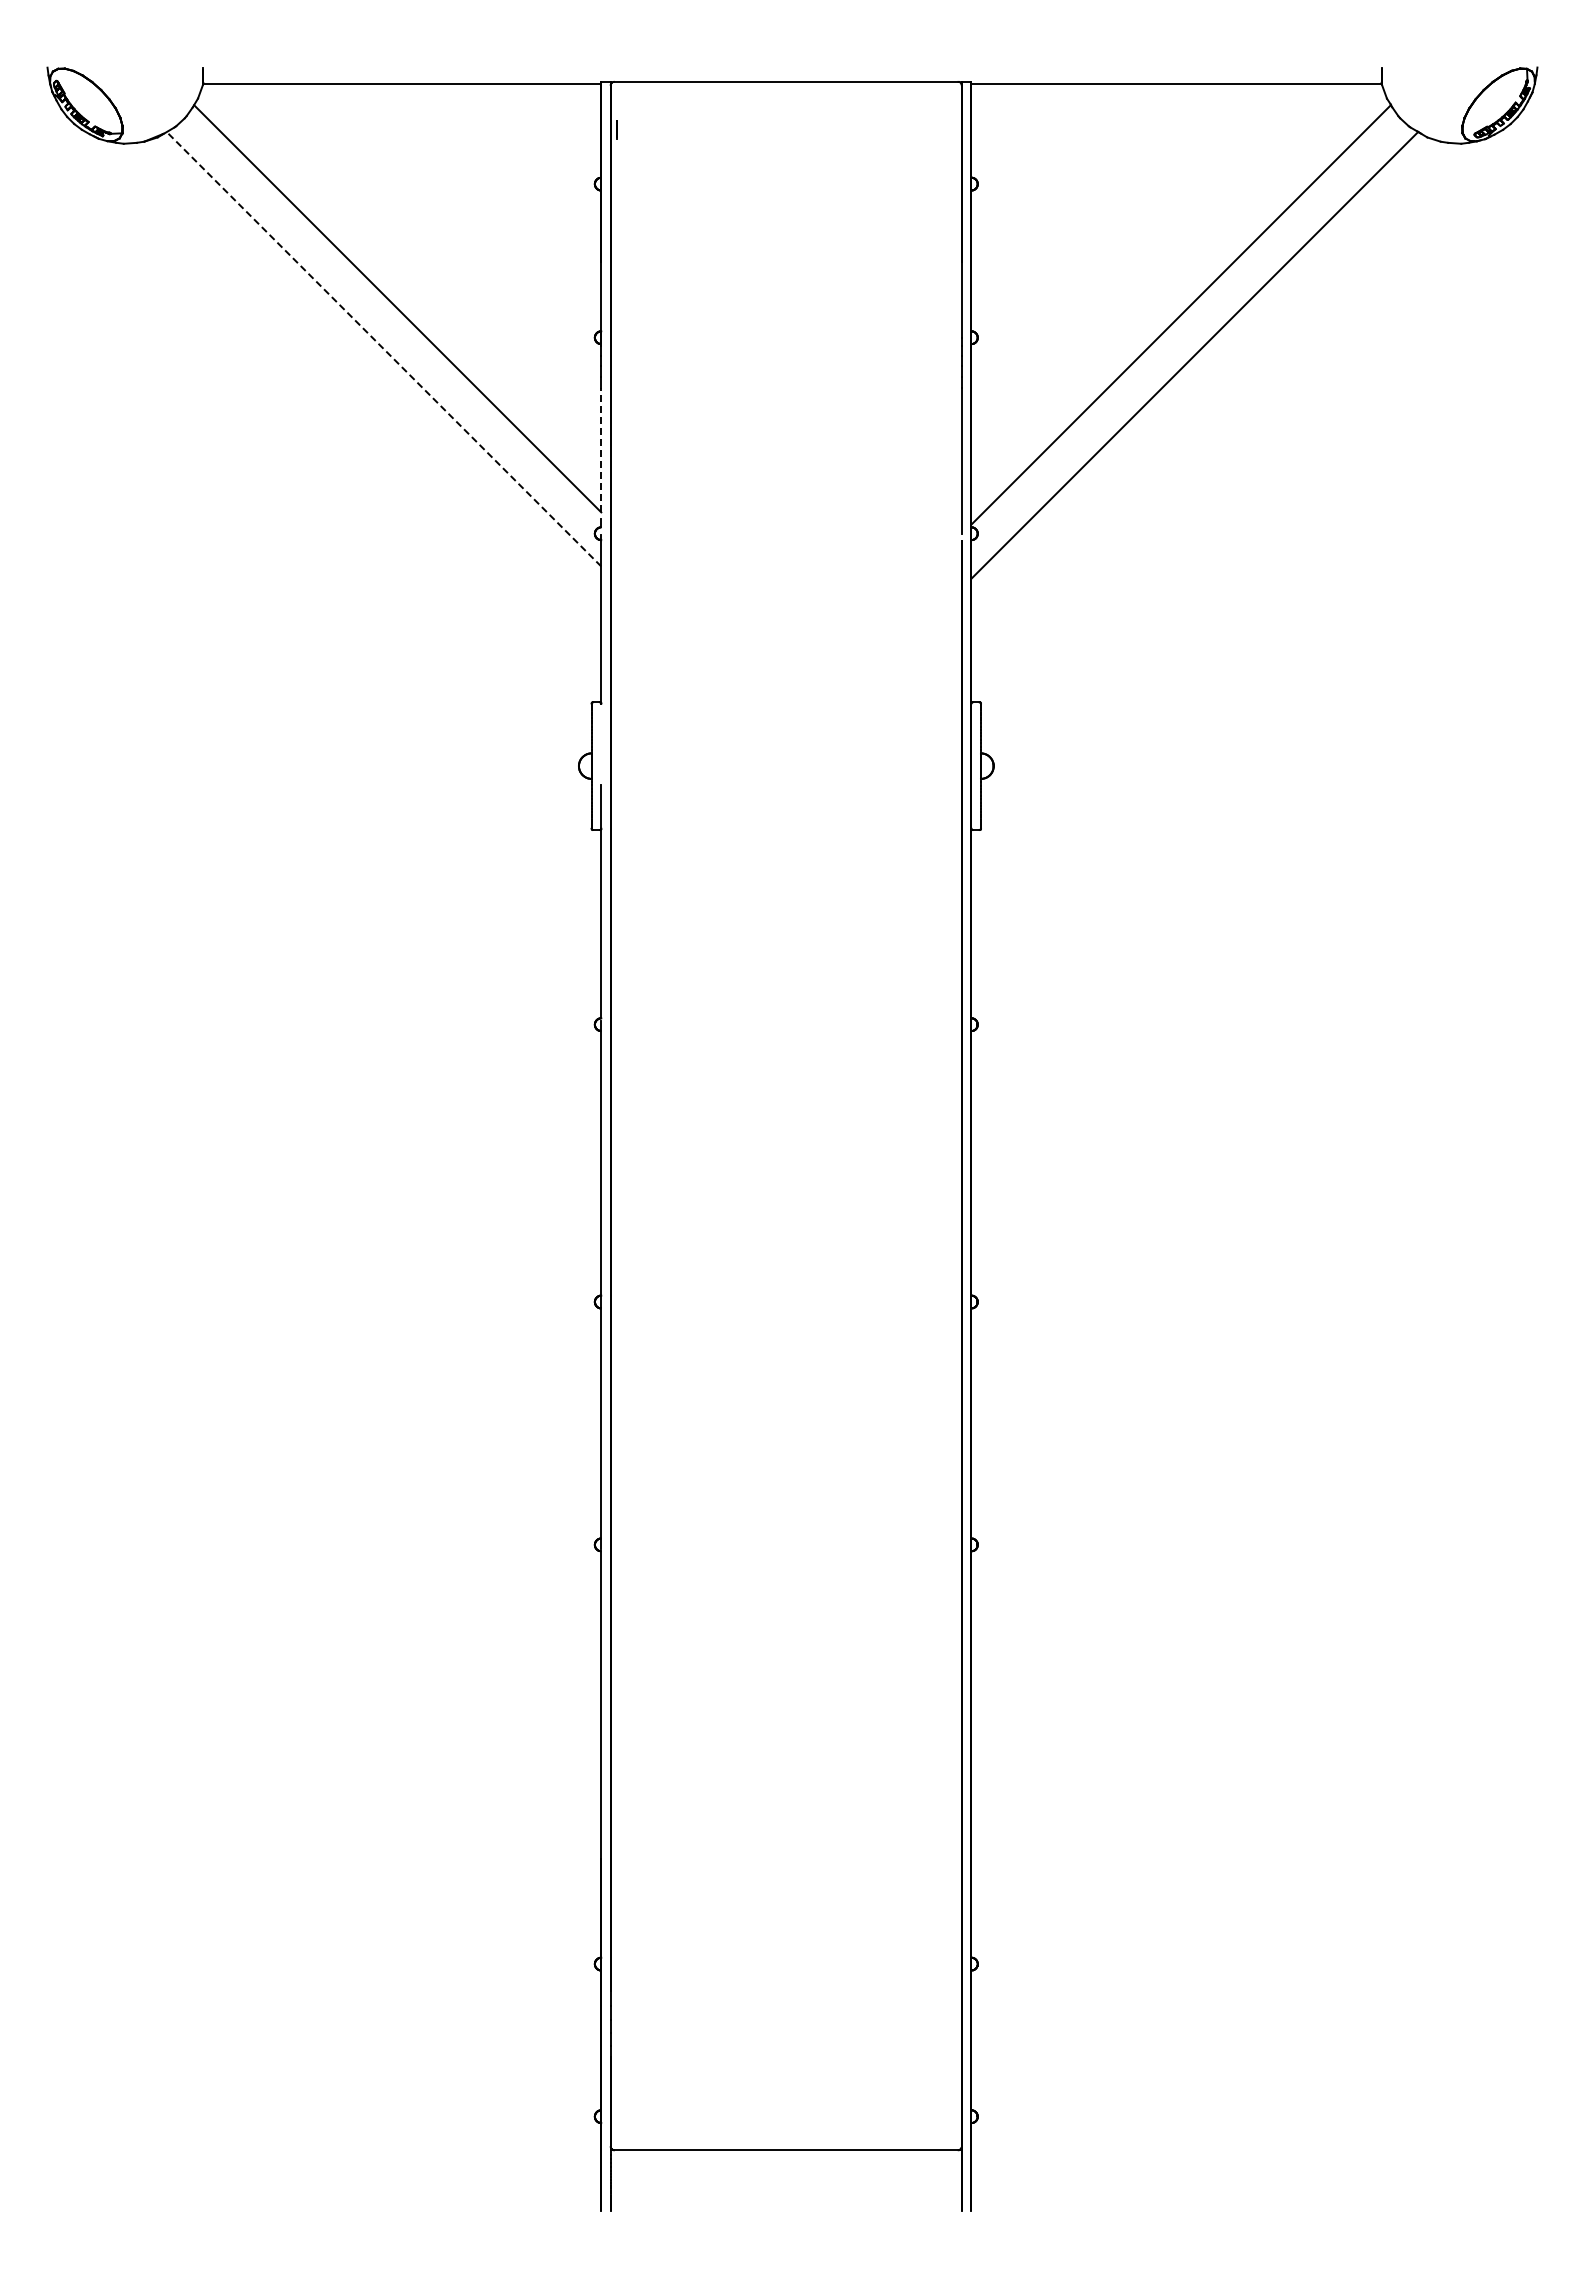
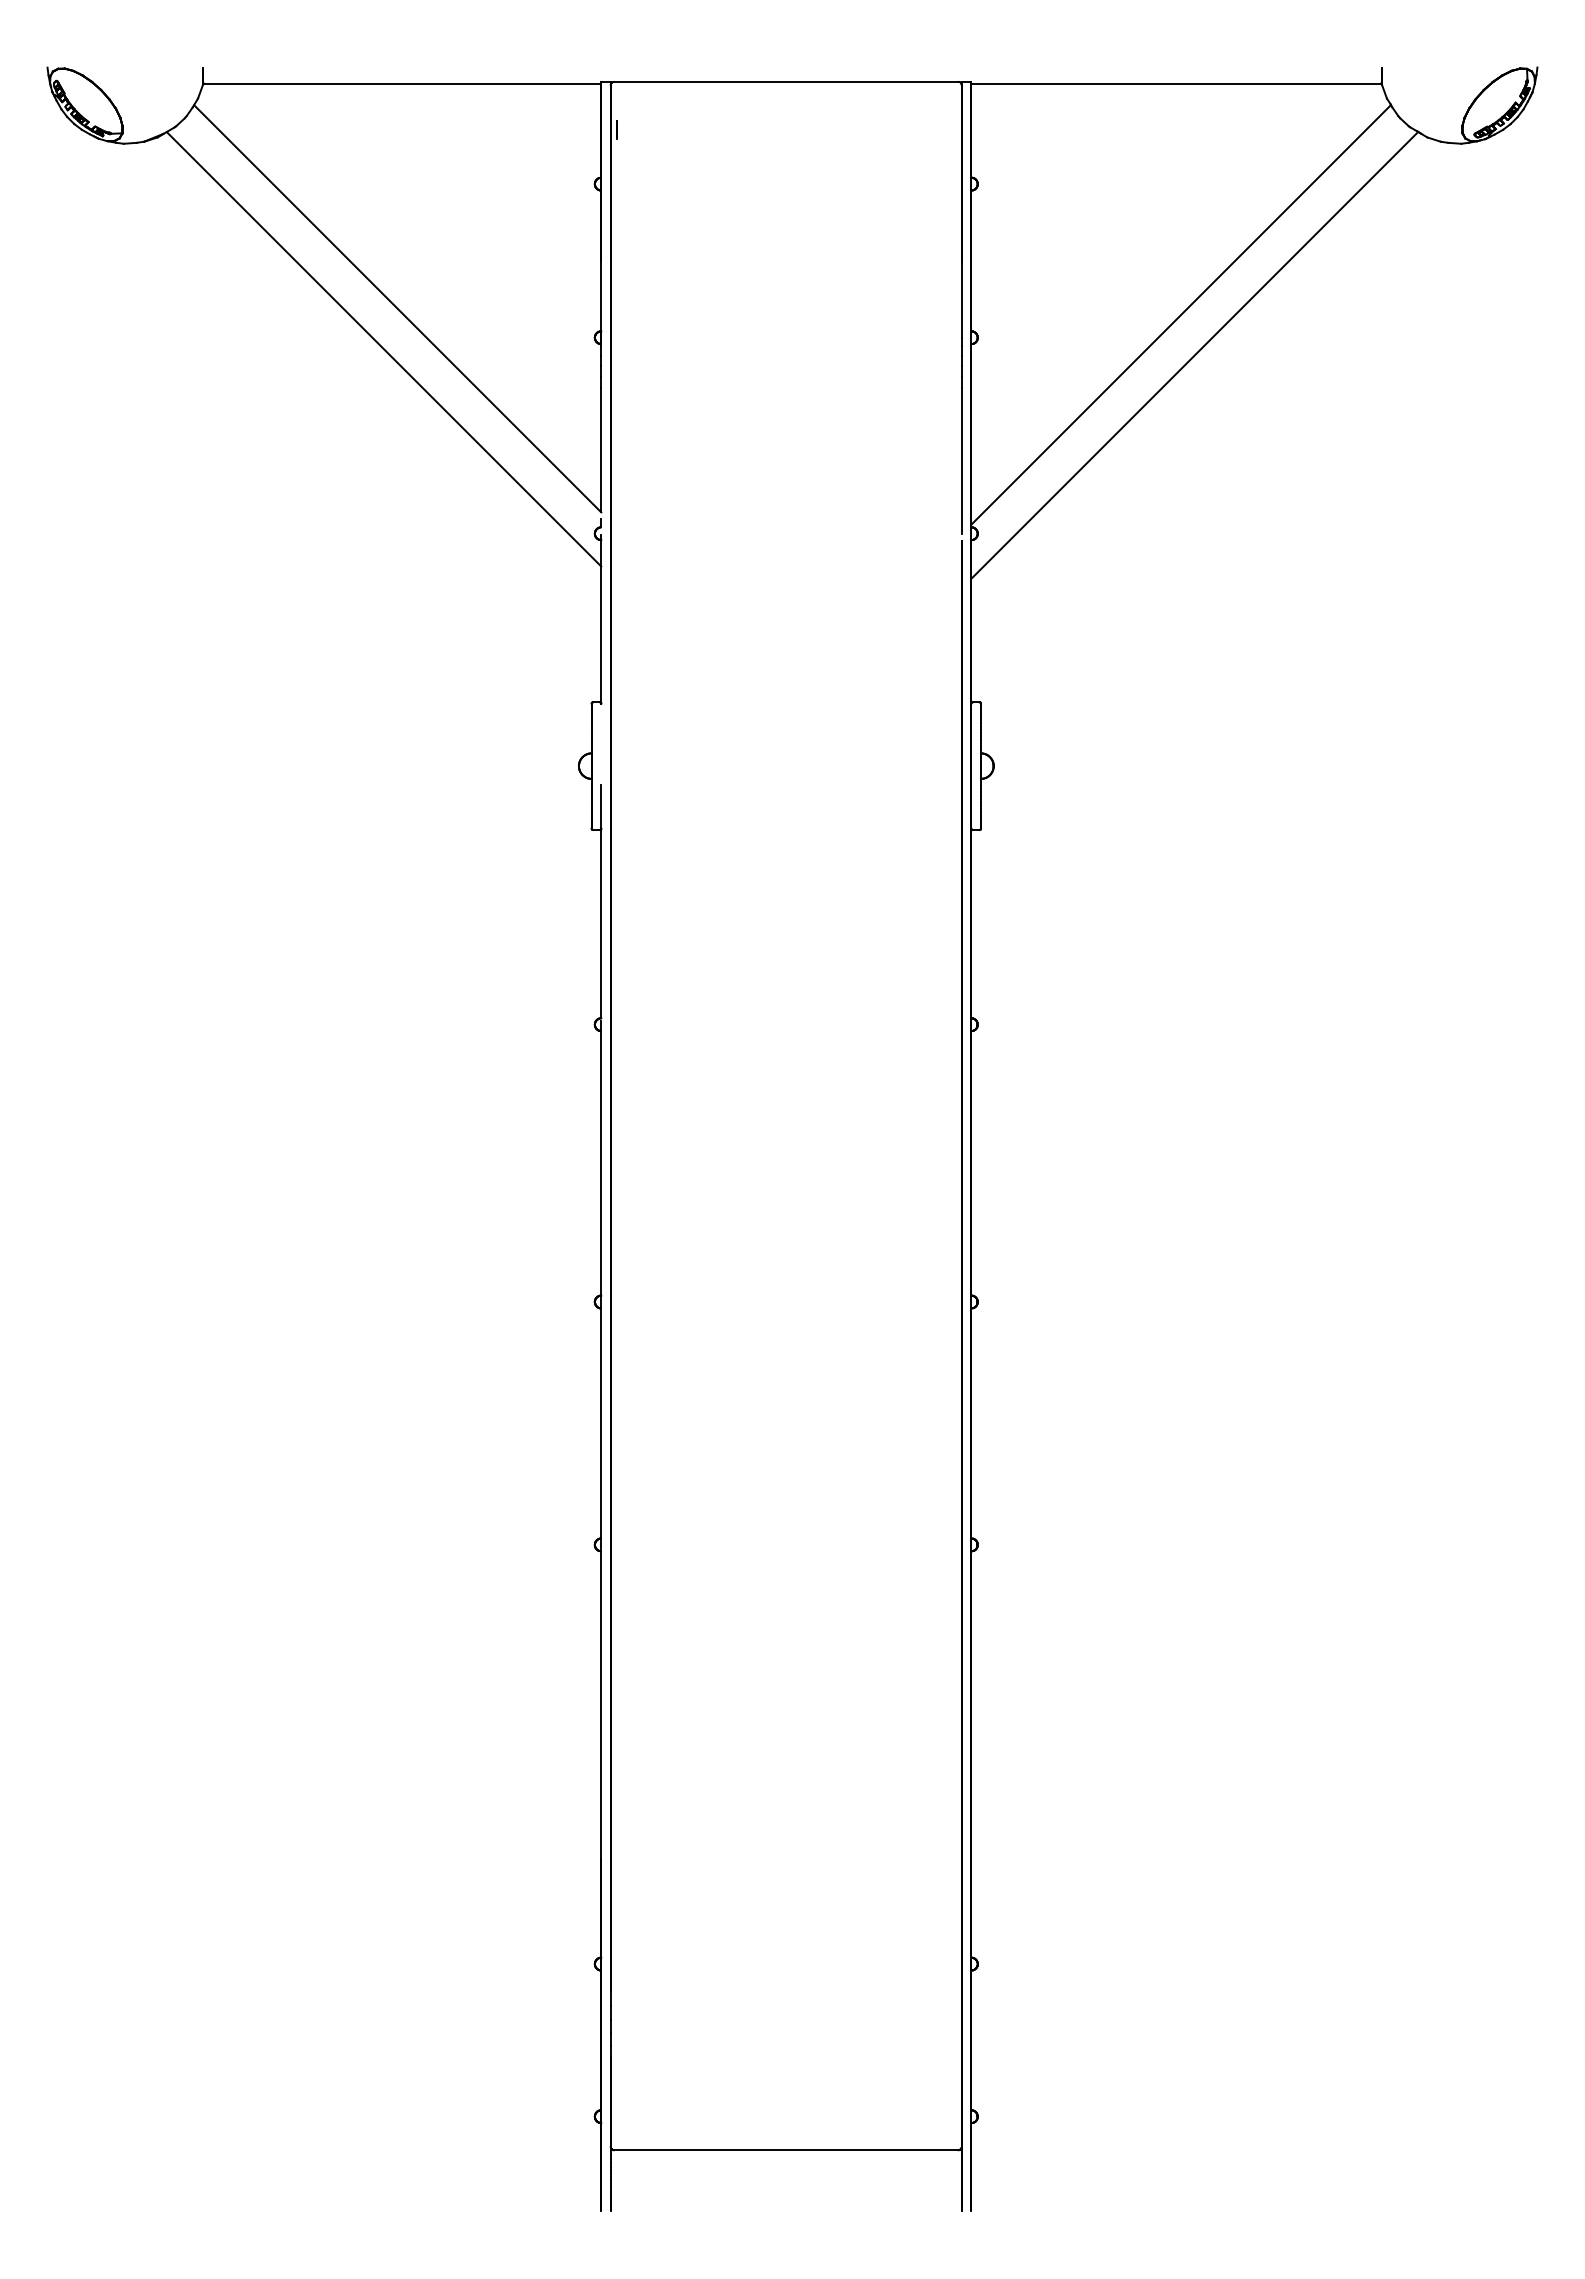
line: dashed -> solid (383, 348)
line: dashed -> solid (601, 449)
